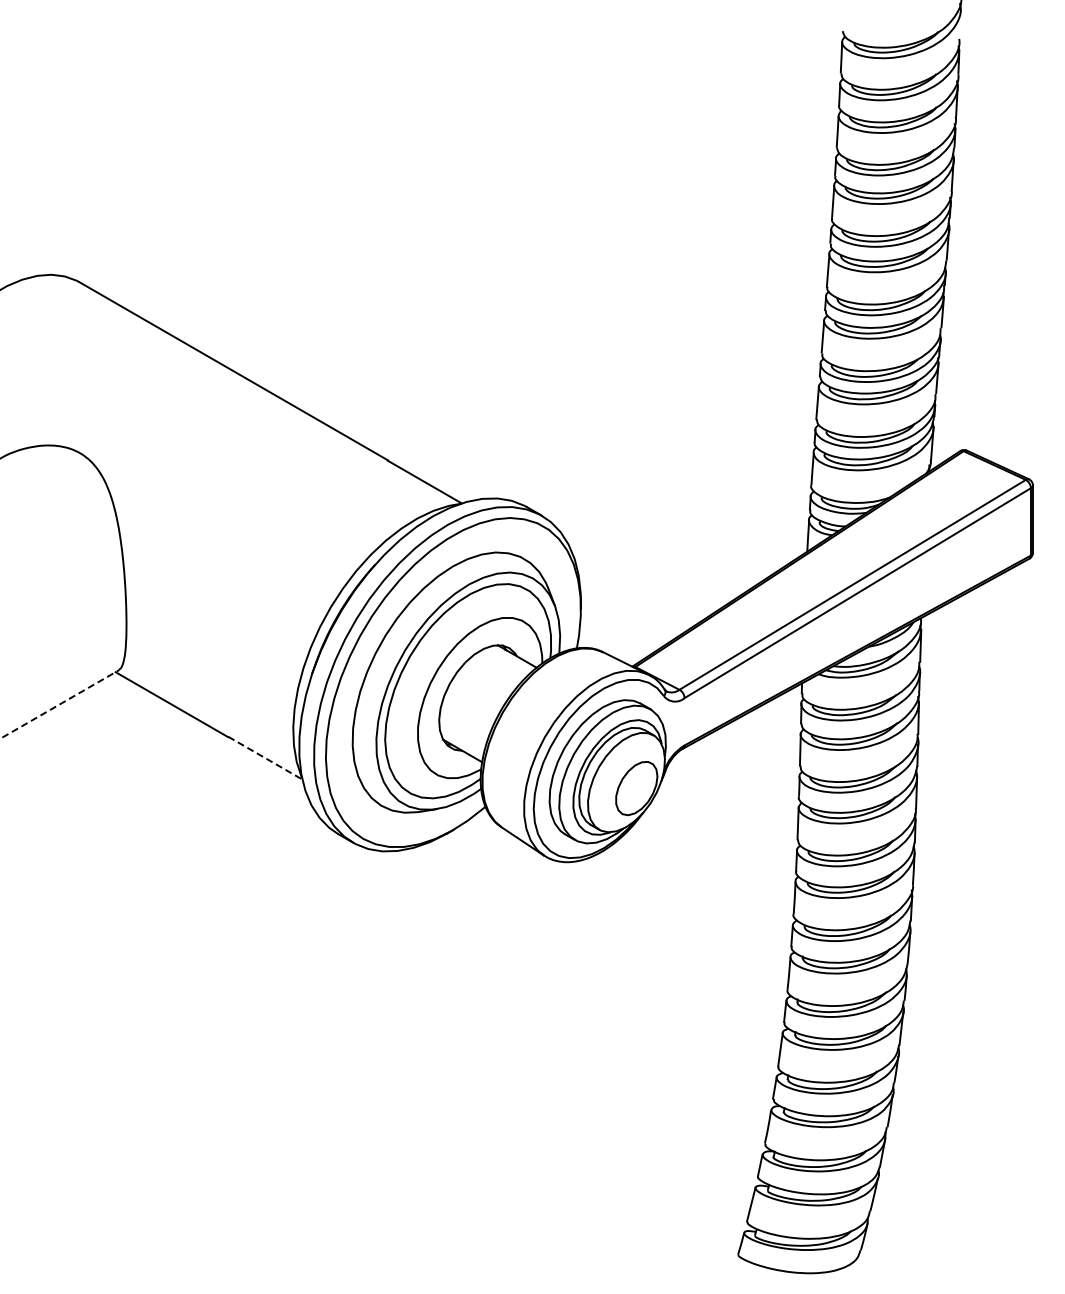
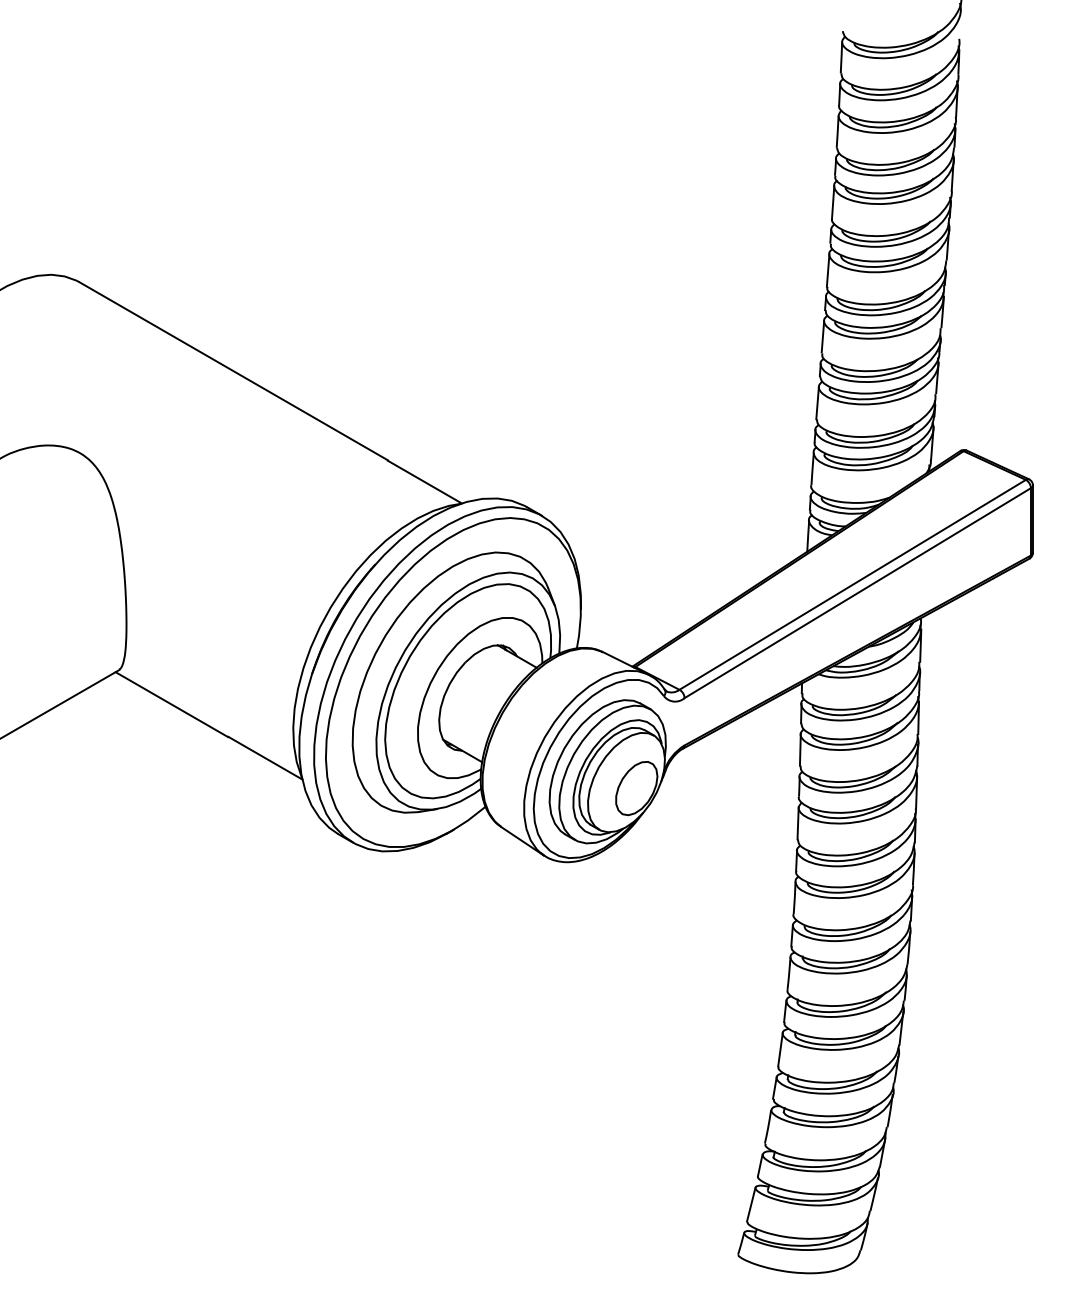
line: dashed -> solid (59, 704)
line: dashed -> solid (265, 758)
